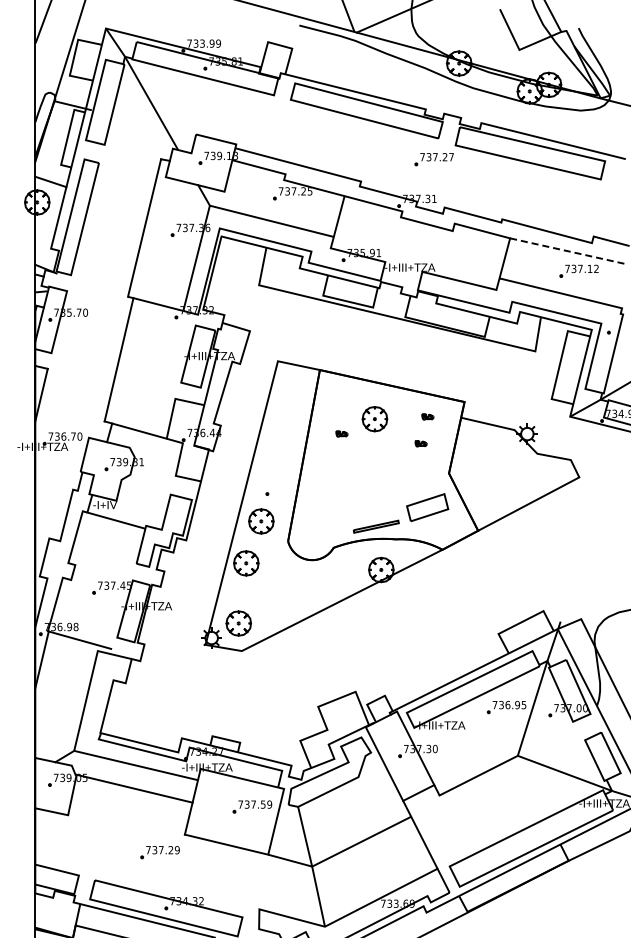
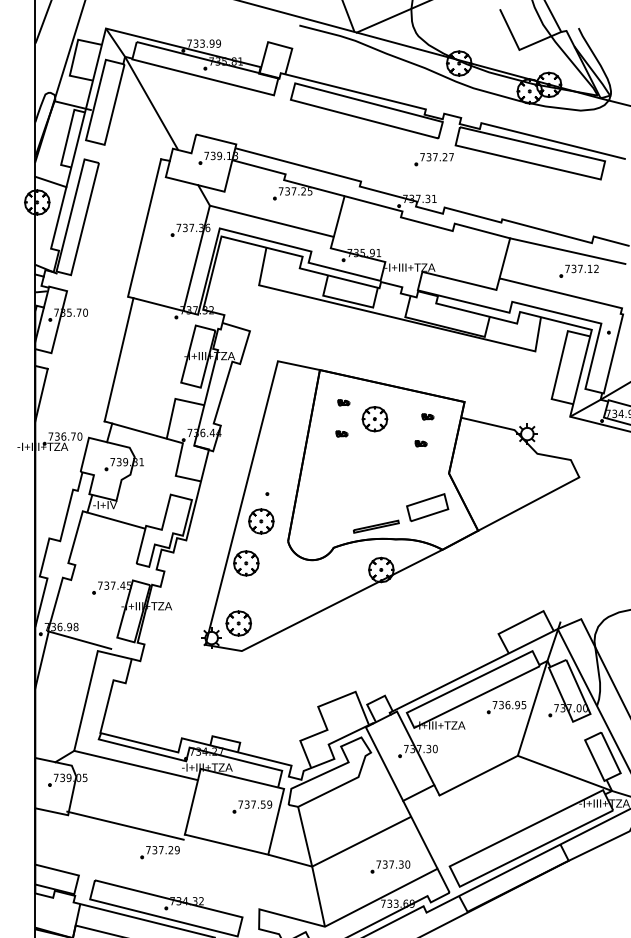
line: dashed -> solid (568, 251)
part: none -> present (343, 402)
line position: (134, 788) -> (125, 825) (125, 825)
part: none -> present (390, 866)
